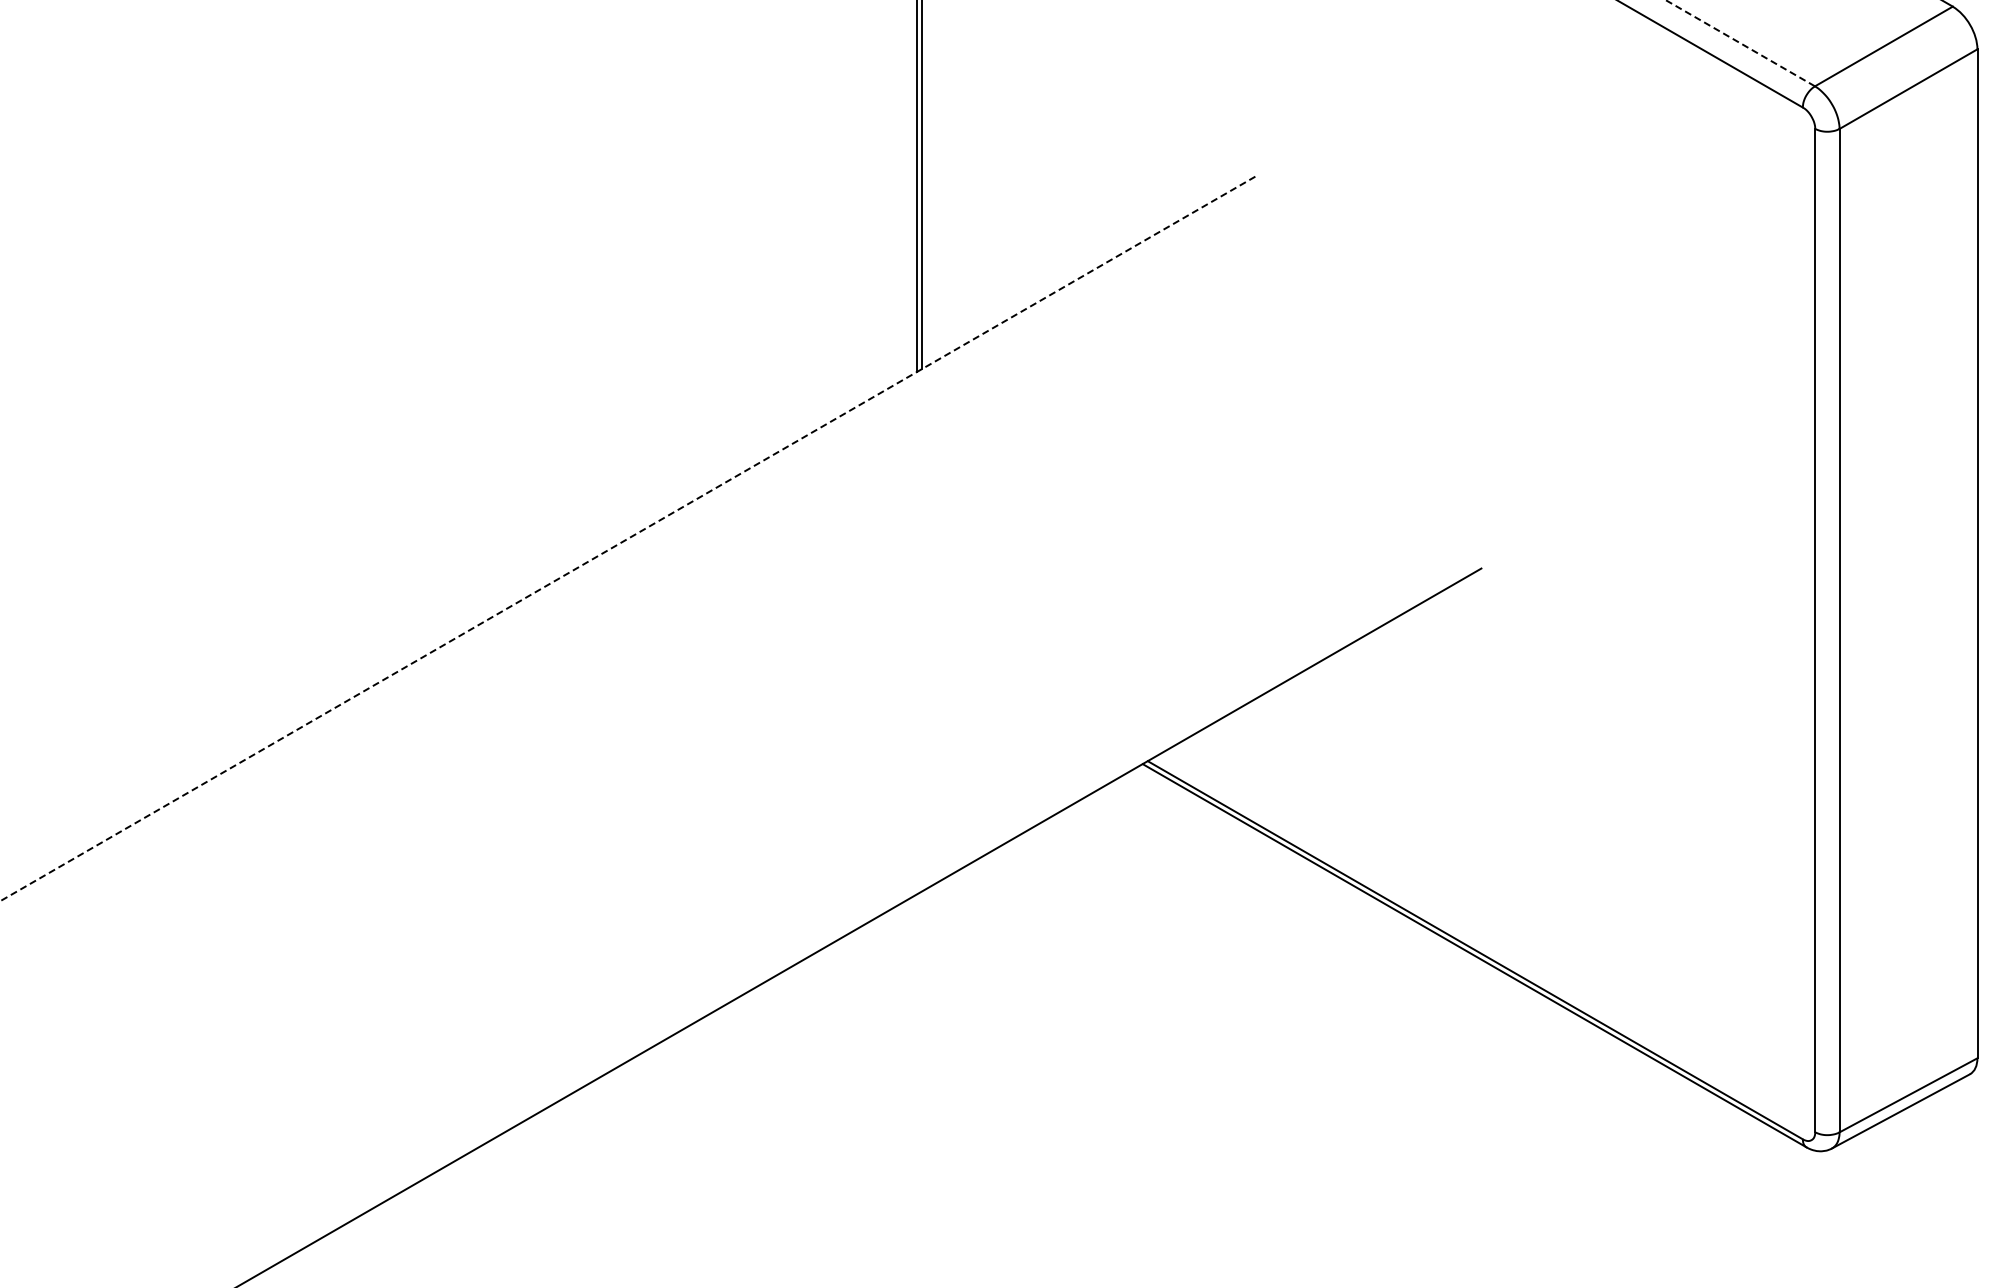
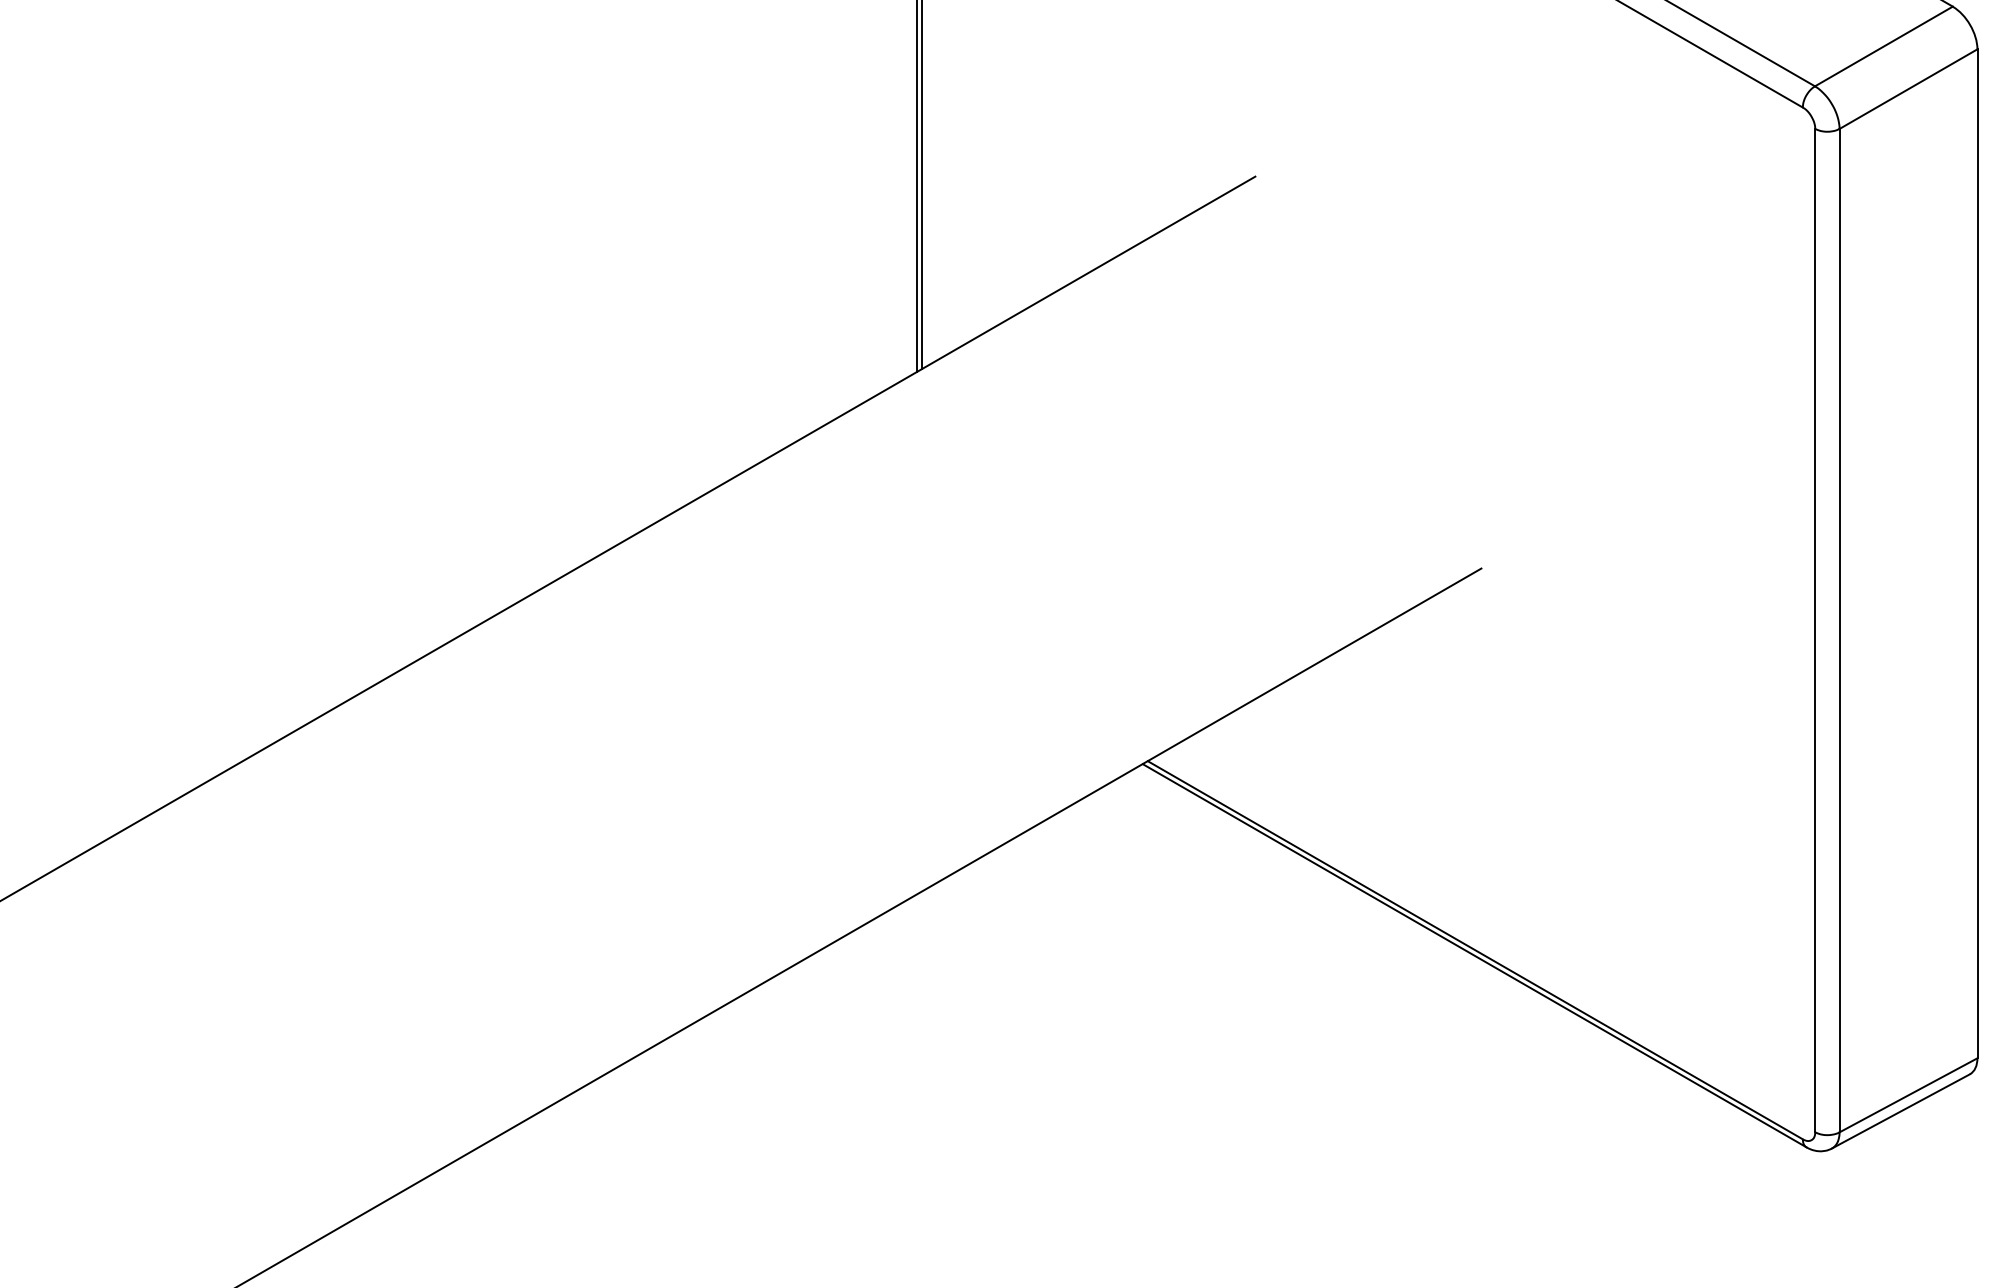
line: dashed -> solid (1740, 43)
line: dashed -> solid (627, 539)
